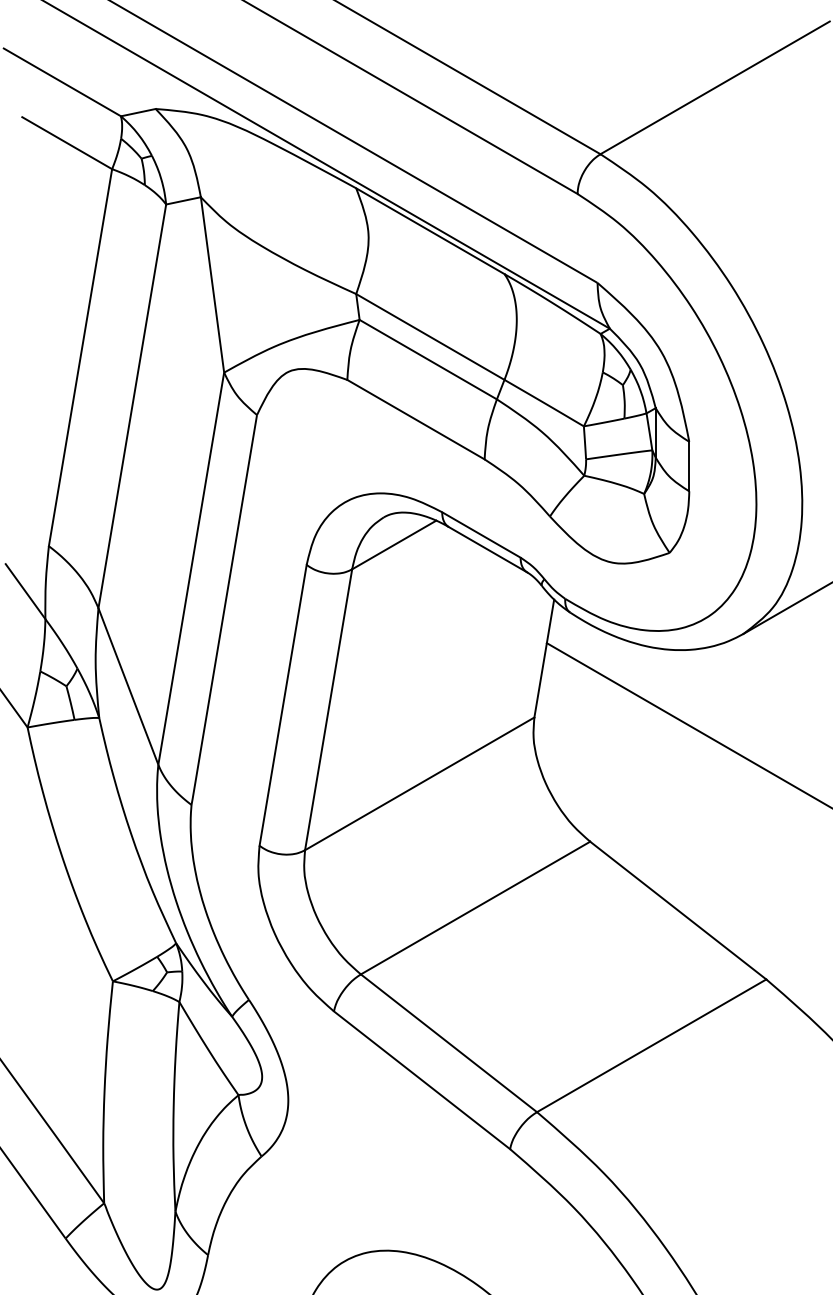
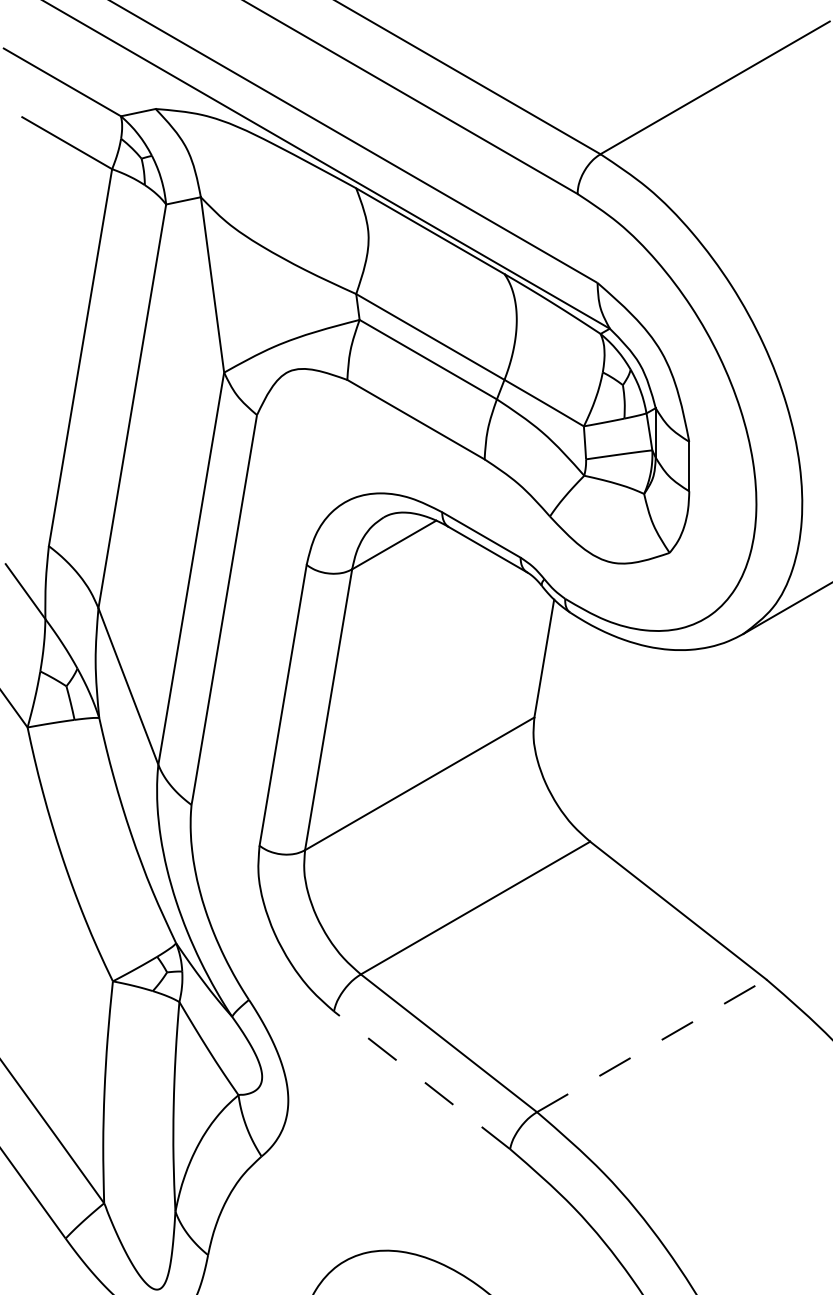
line: present -> none (687, 724)
line: solid -> dashed (652, 1045)
line: solid -> dashed (422, 1080)
